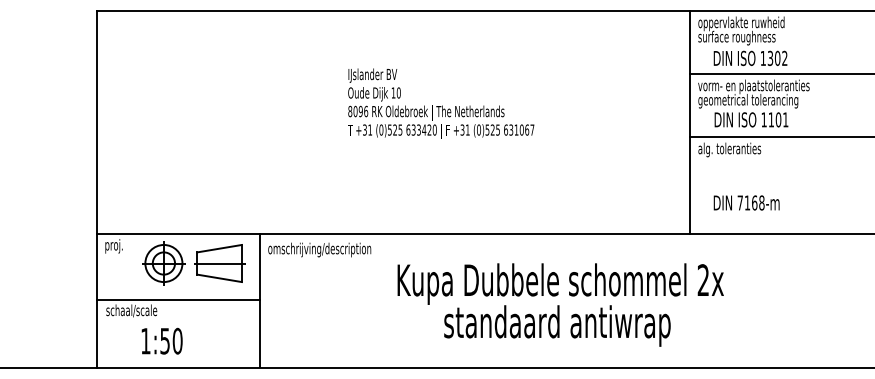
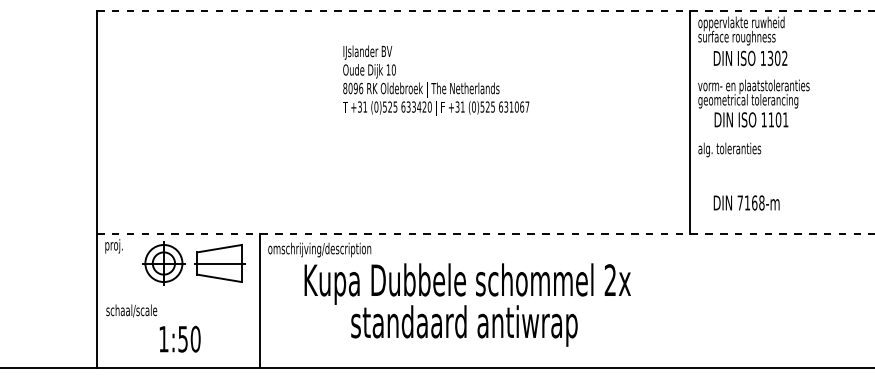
line: solid -> dashed (485, 11)
line: present -> none (780, 74)
text position: (441, 103) -> (436, 80) (436, 80)
line: present -> none (780, 137)
line: solid -> dashed (485, 233)
line: present -> none (178, 300)
text position: (560, 304) -> (467, 304) (467, 304)
text position: (161, 340) -> (179, 338) (179, 338)
